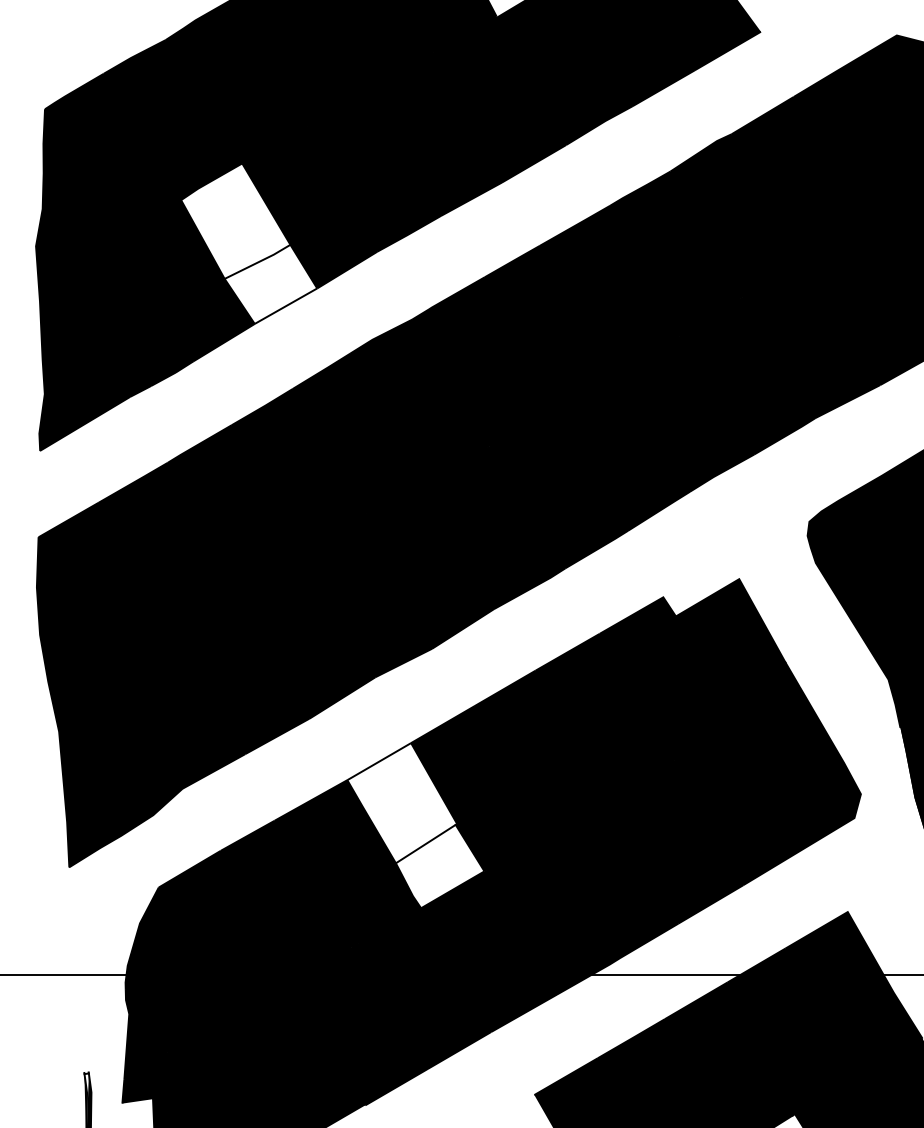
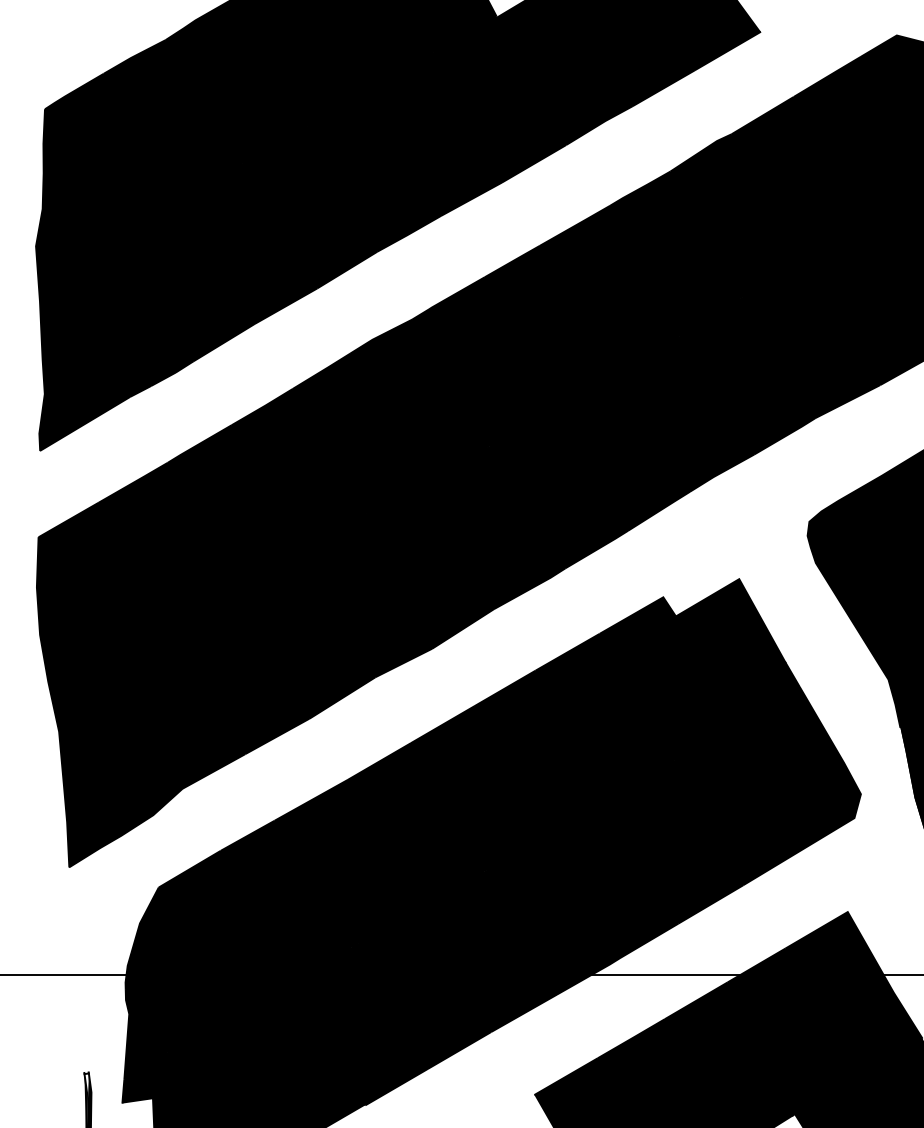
fill: none -> present (249, 243)
fill: none -> present (415, 825)
